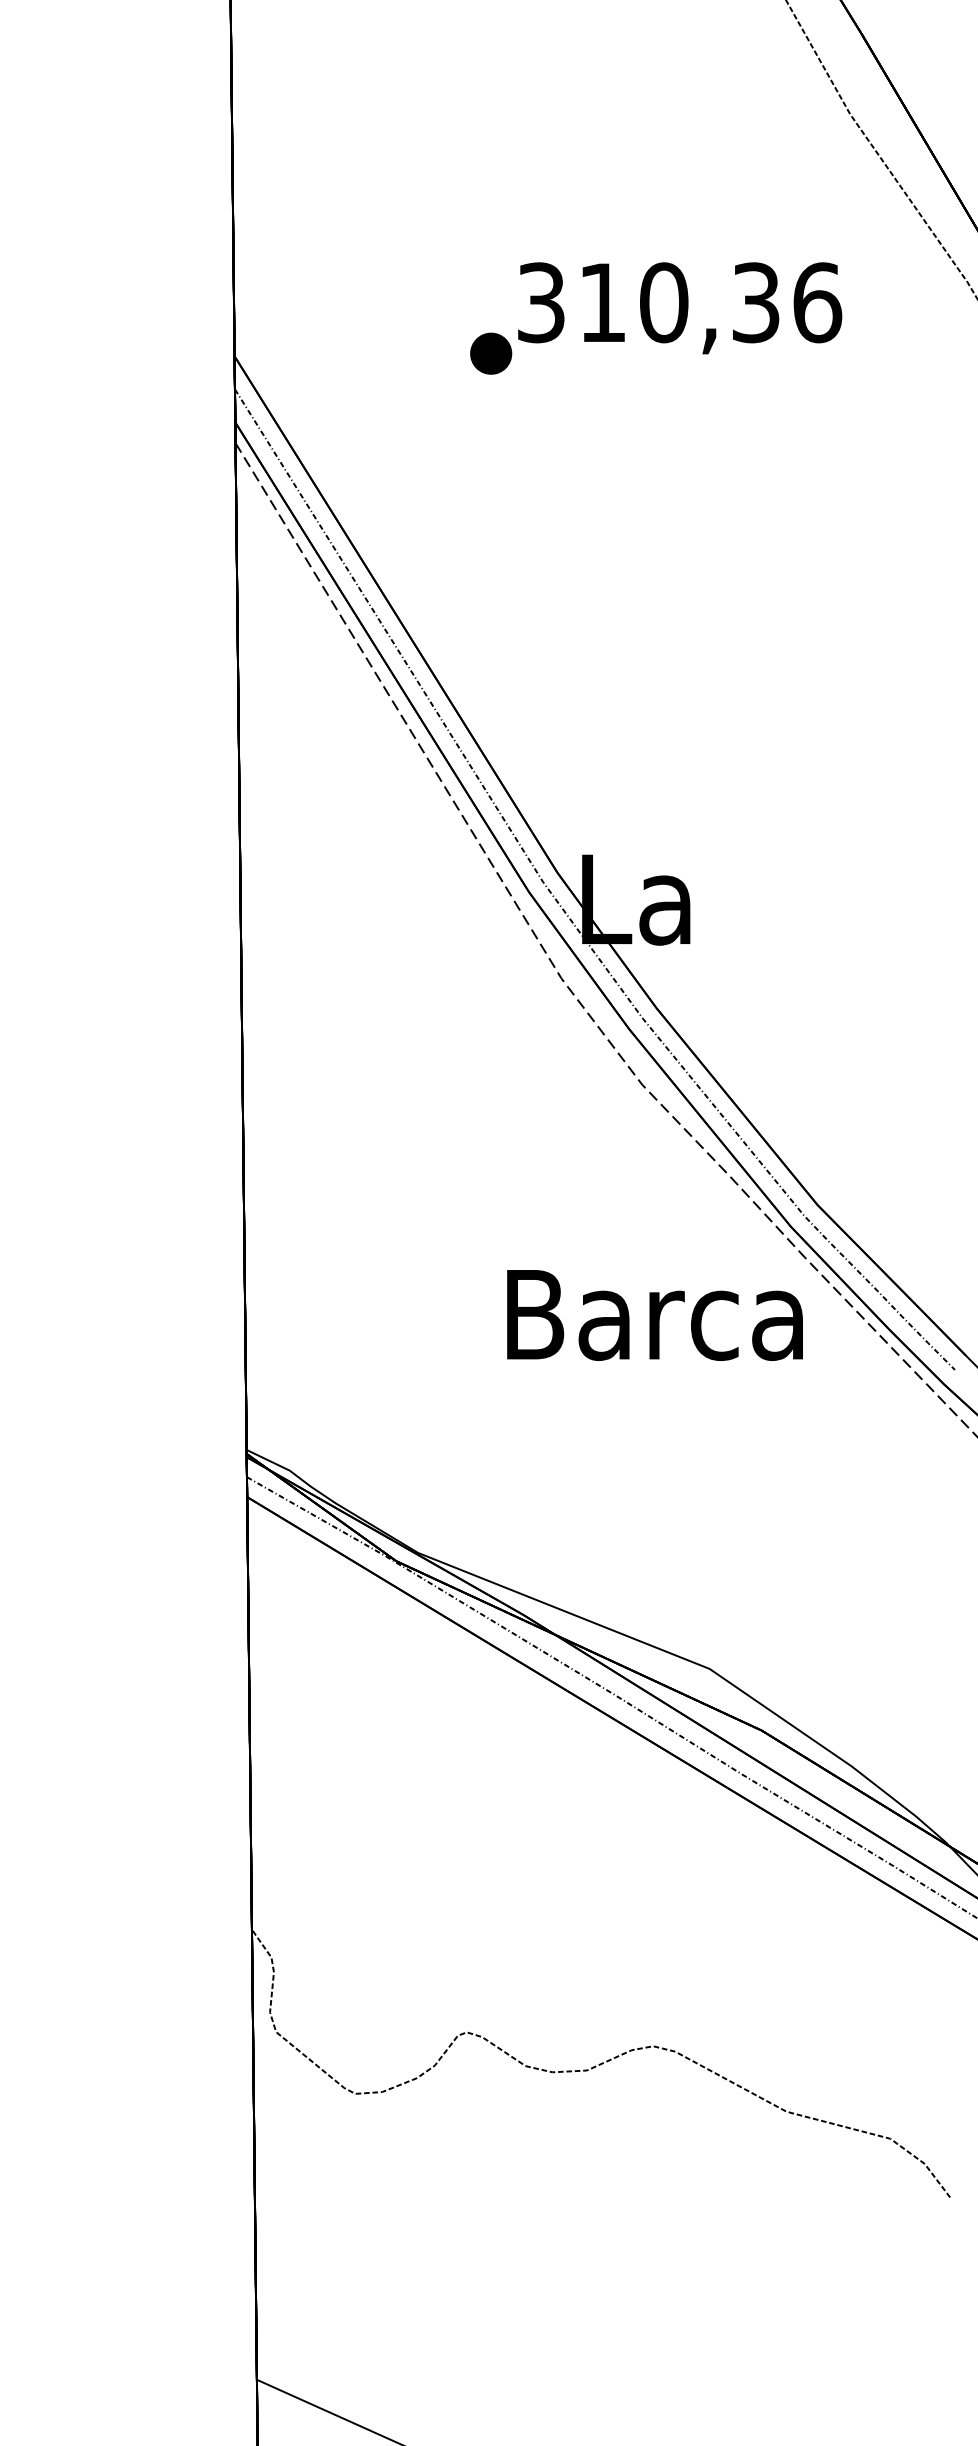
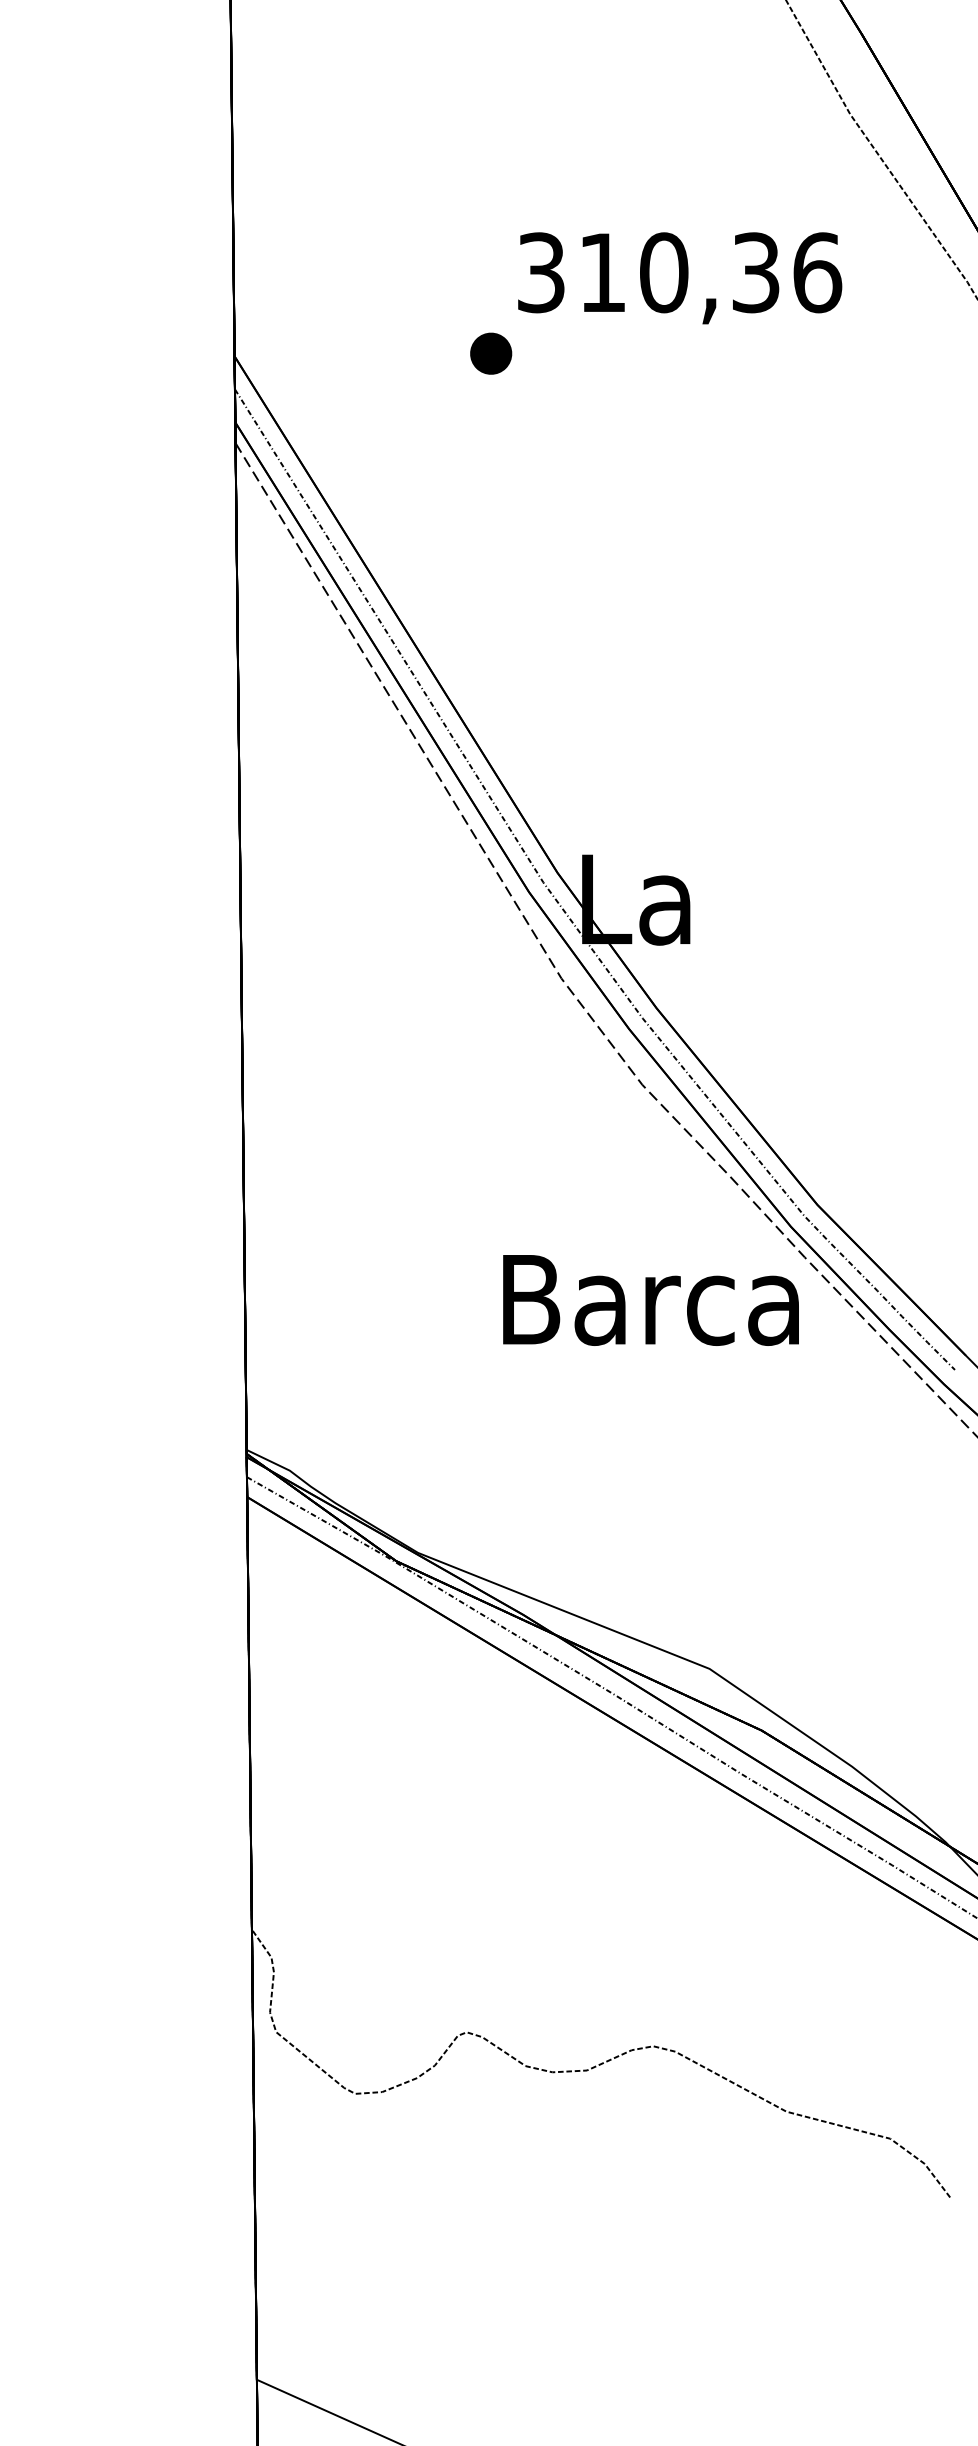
text position: (680, 308) -> (680, 278) (680, 278)
text position: (654, 1315) -> (650, 1300) (650, 1300)
